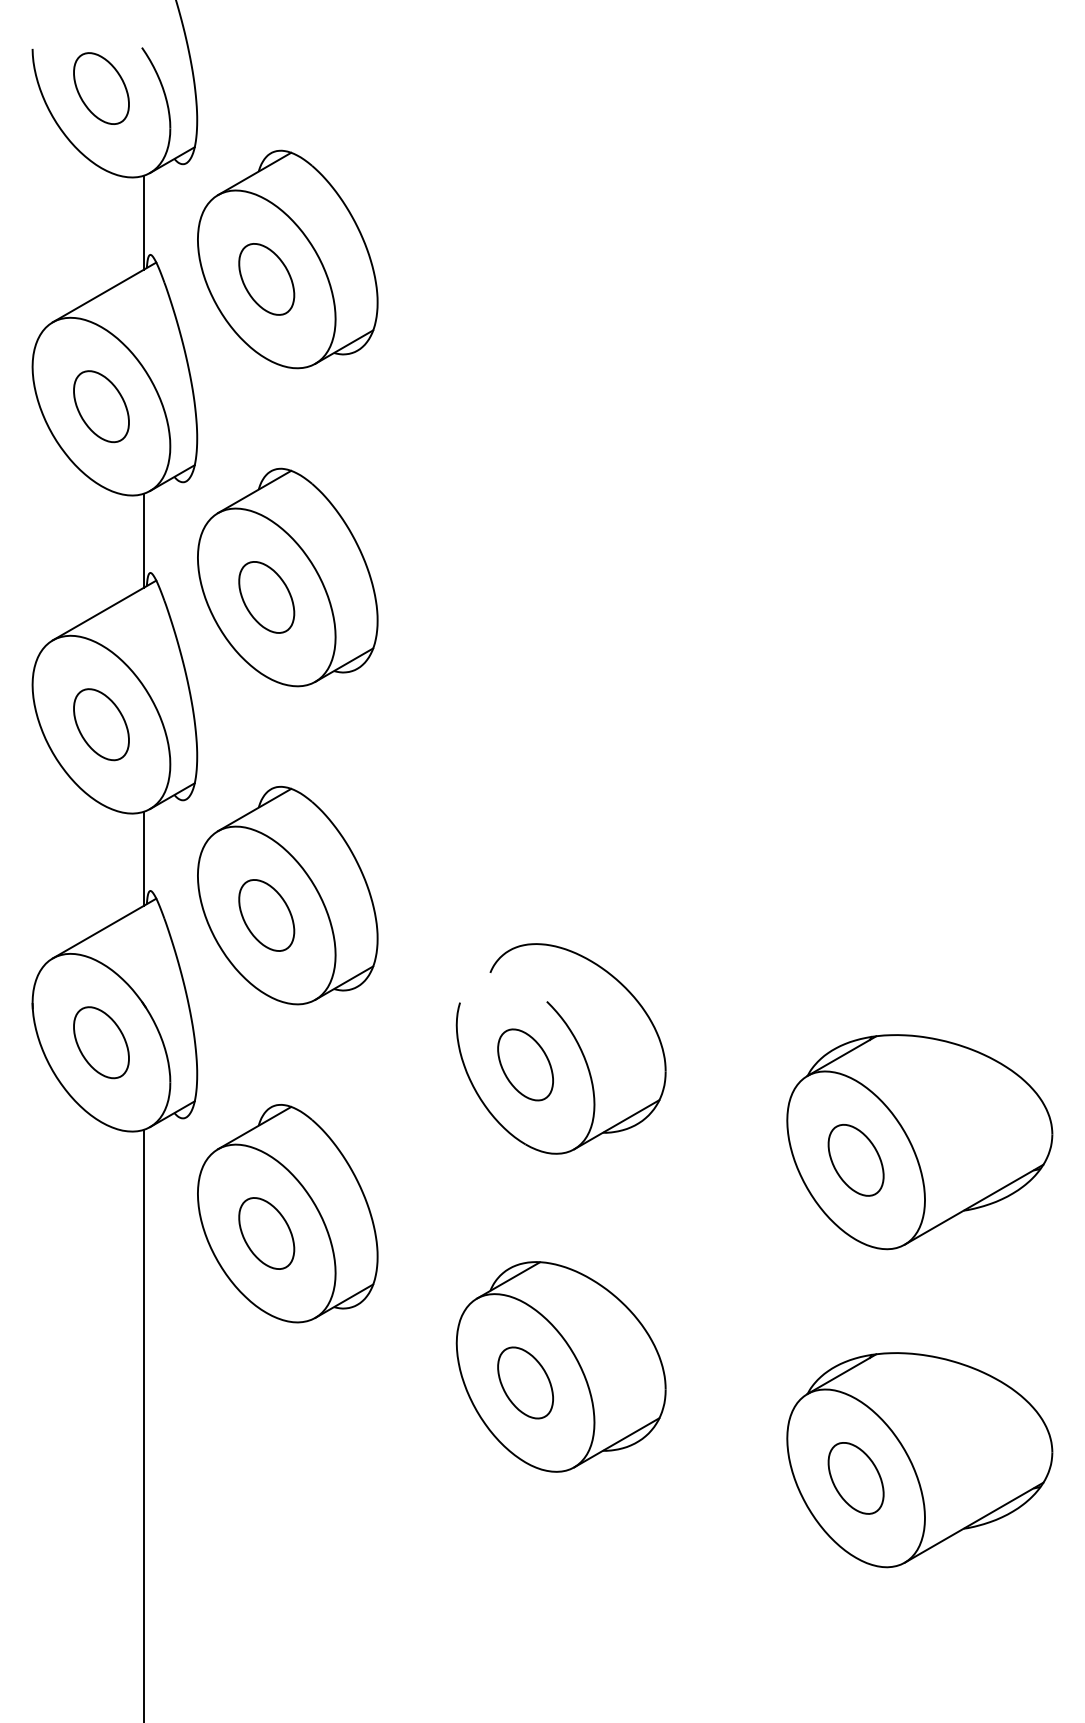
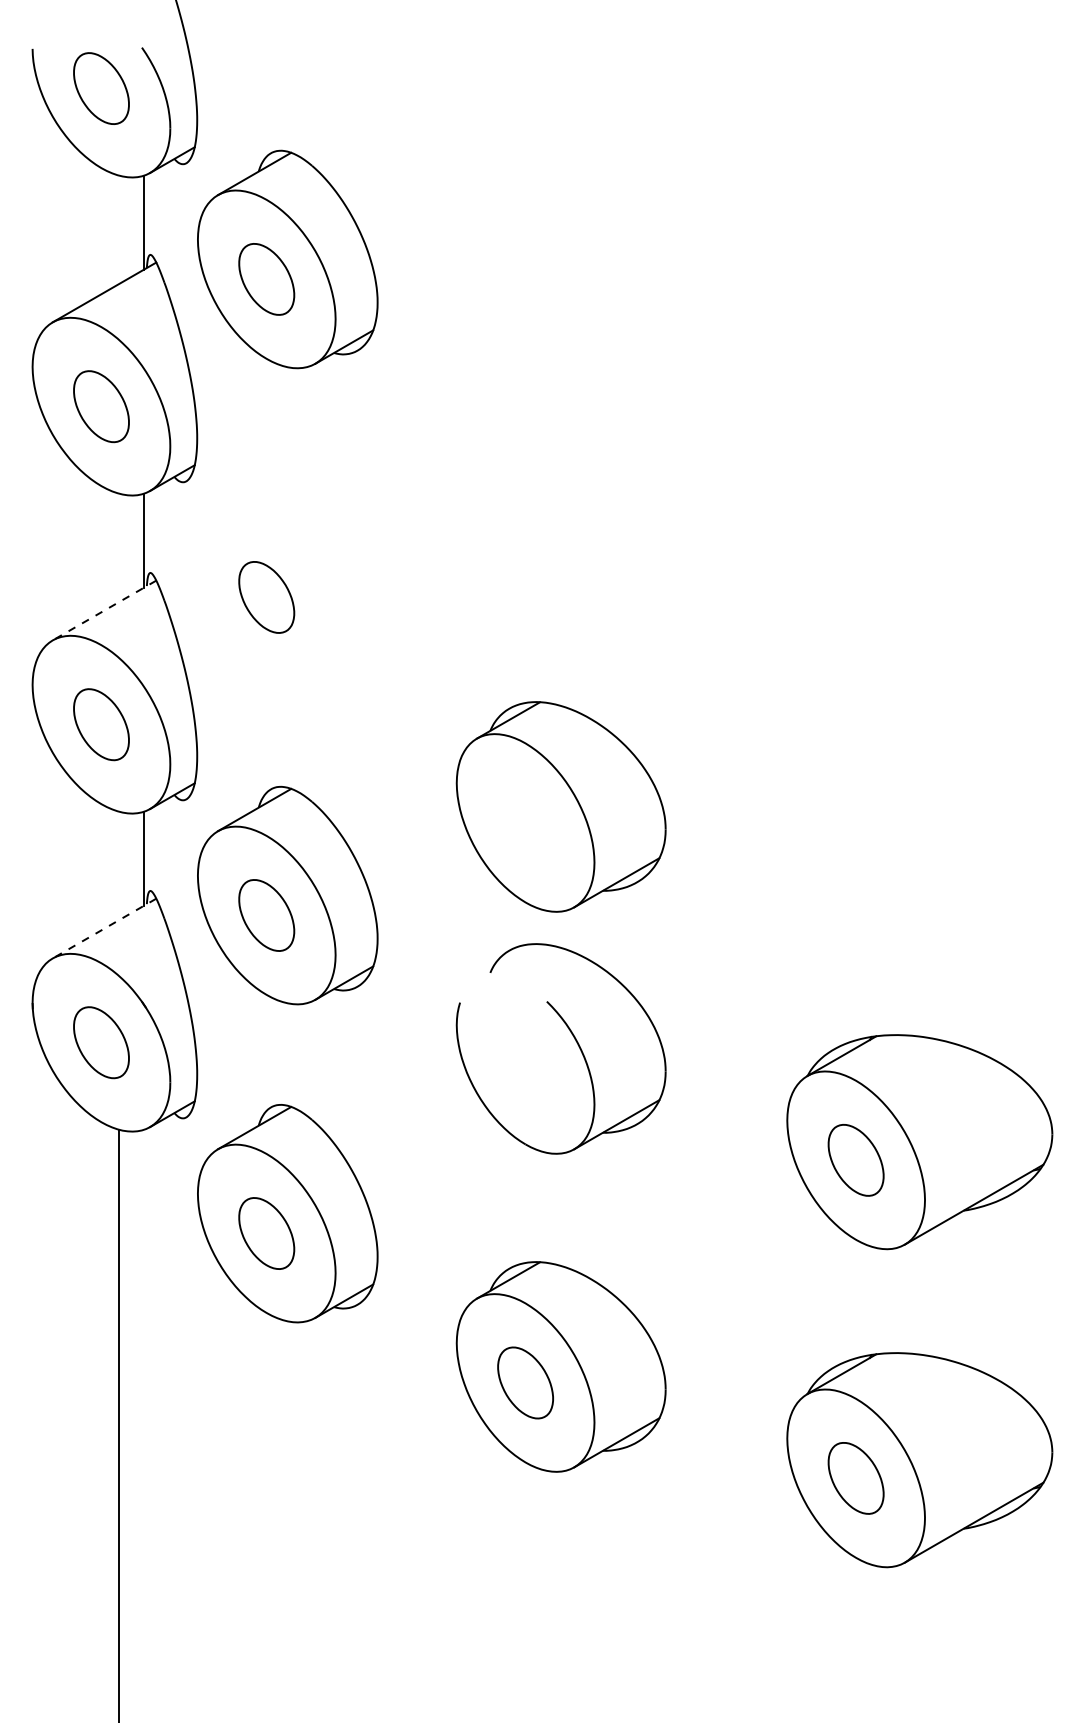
part: present -> none (287, 577)
line: solid -> dashed (104, 610)
part: none -> present (560, 806)
line: solid -> dashed (104, 928)
part: present -> none (525, 1064)
line position: (144, 1424) -> (119, 1424) (119, 1424)
